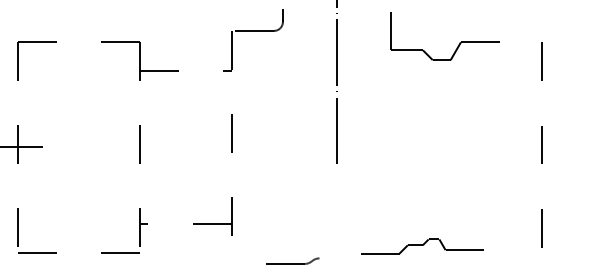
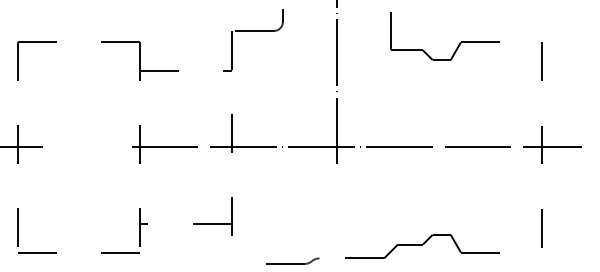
line: none -> present (356, 147)
part size: 105x17 px -> 155x25 px (422, 246)
